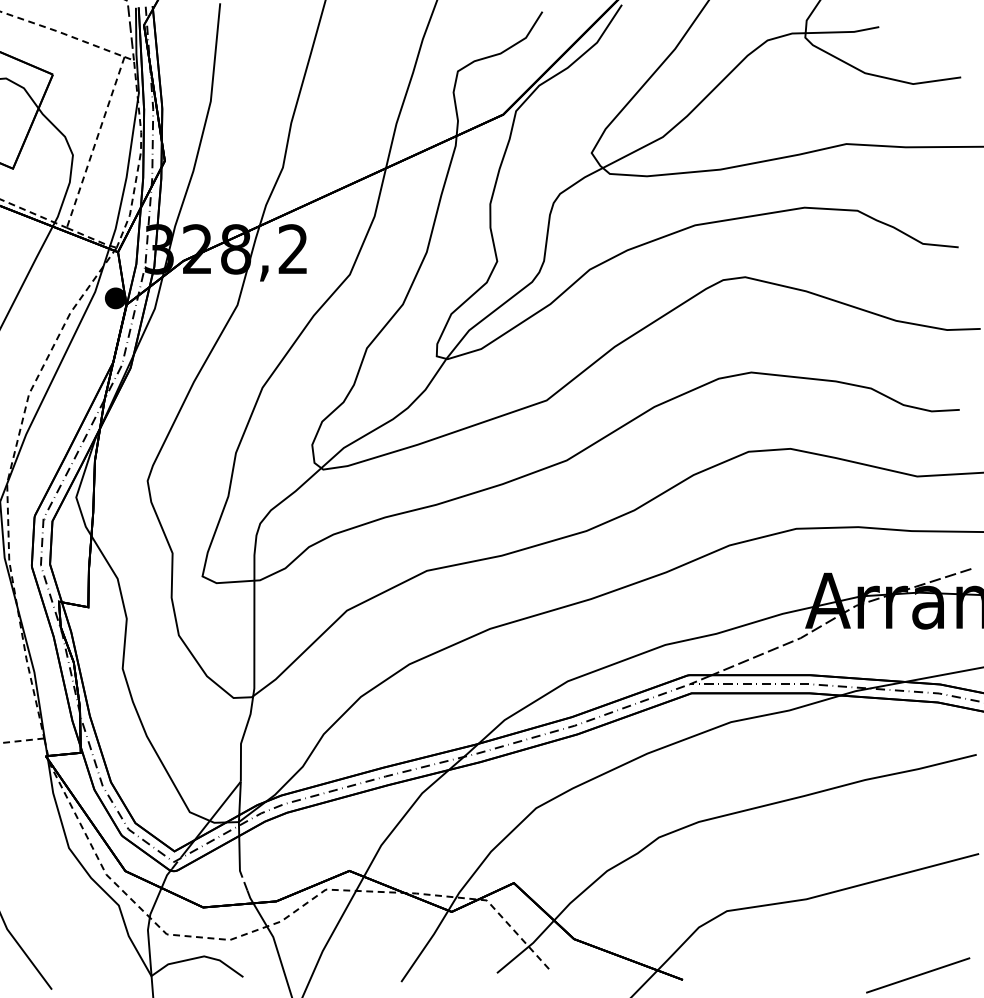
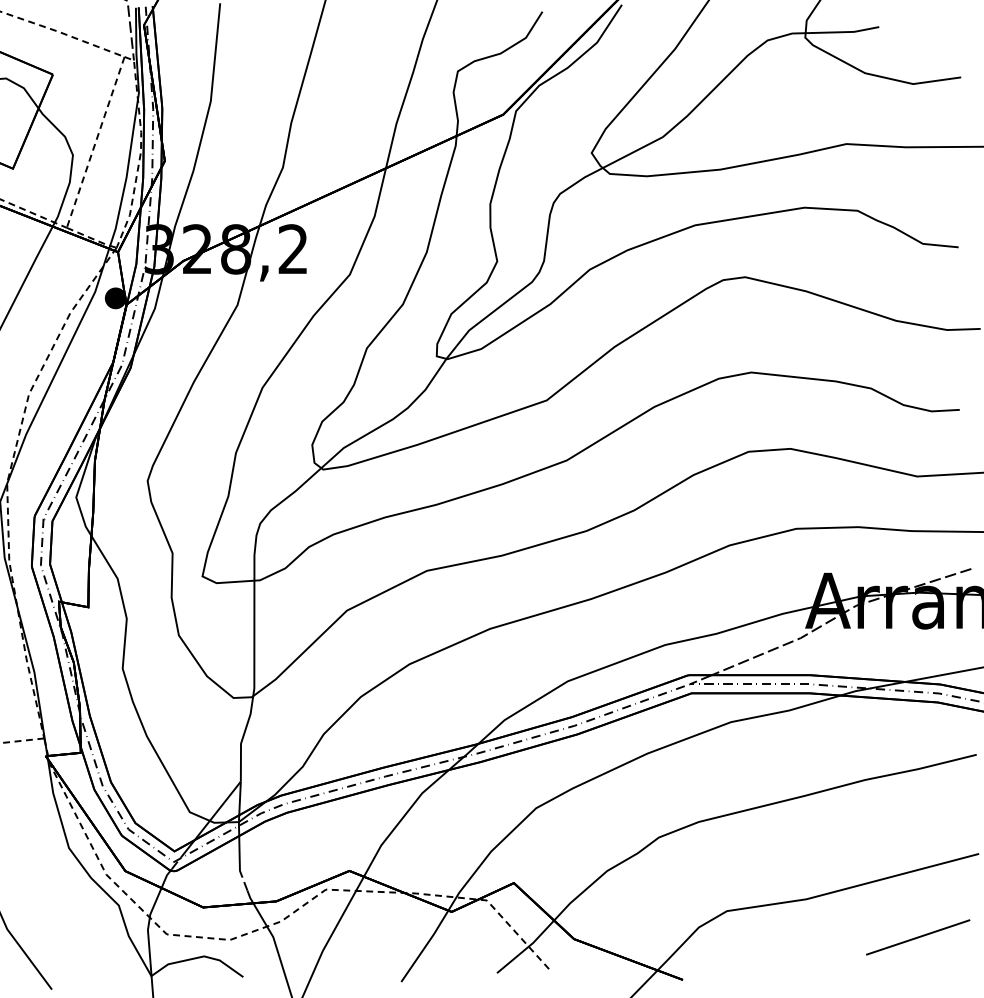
line position: (918, 975) -> (918, 937) (918, 937)
